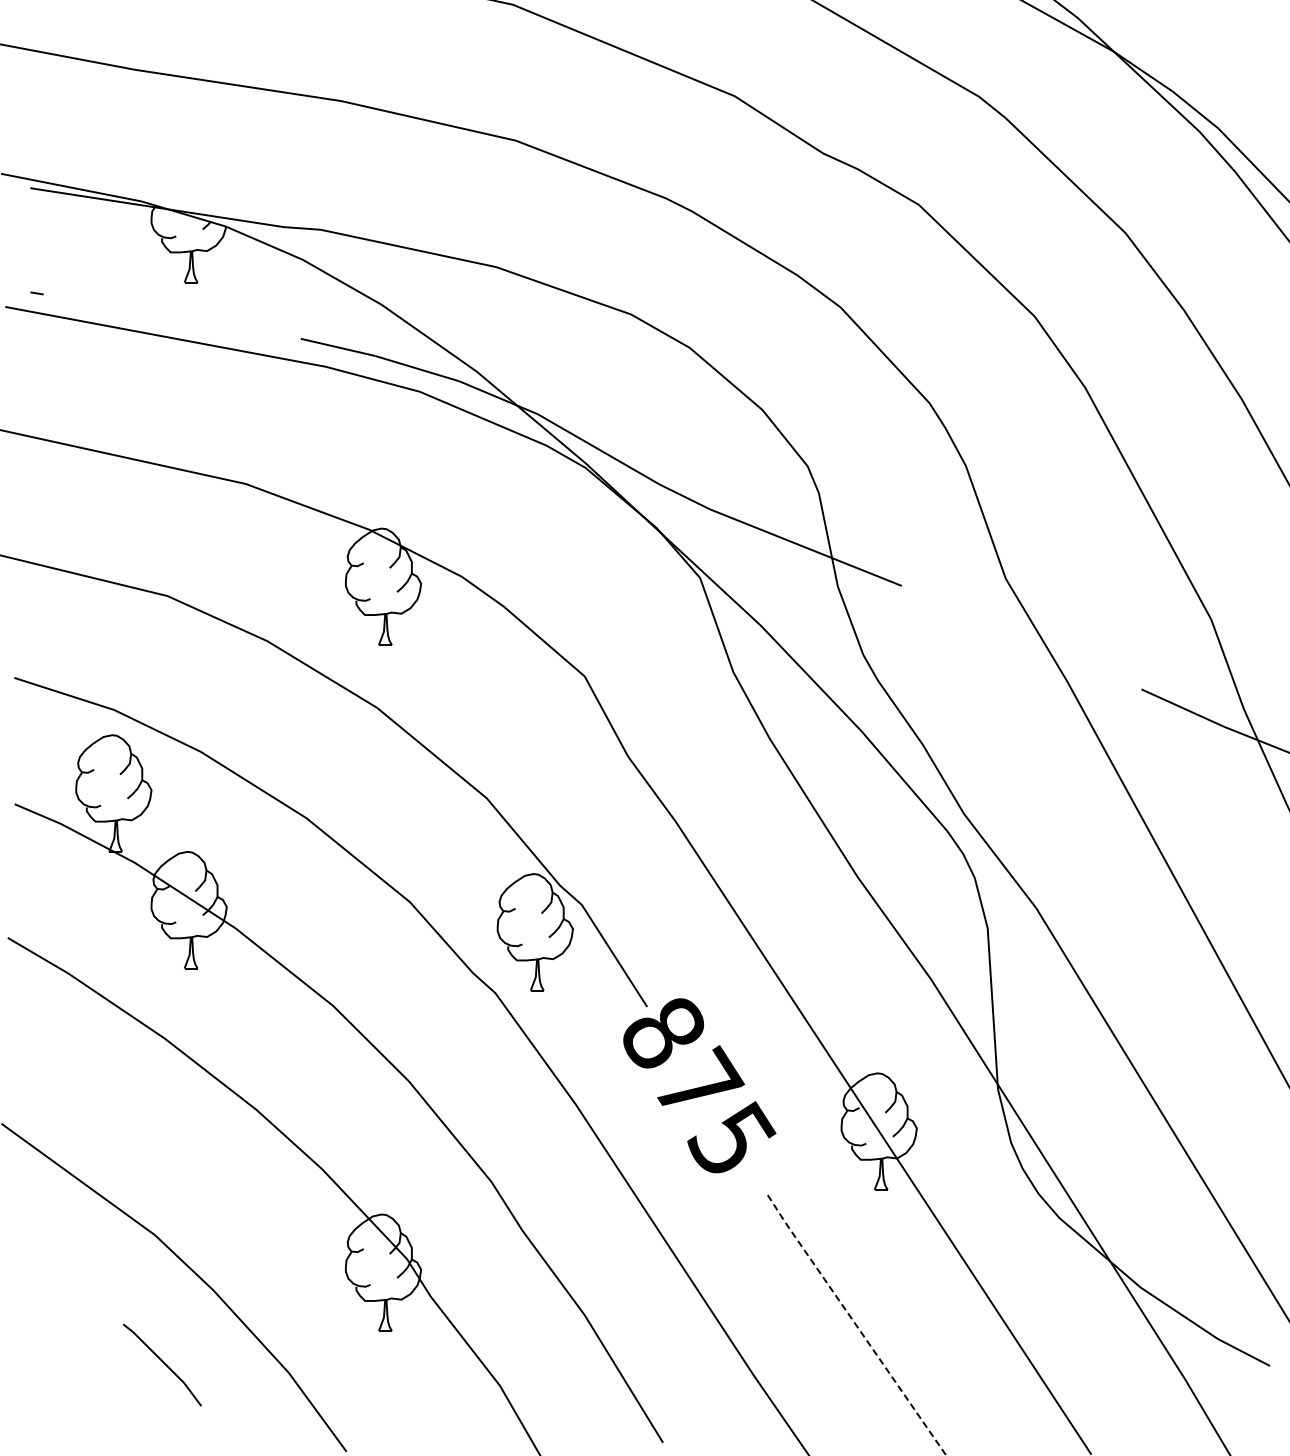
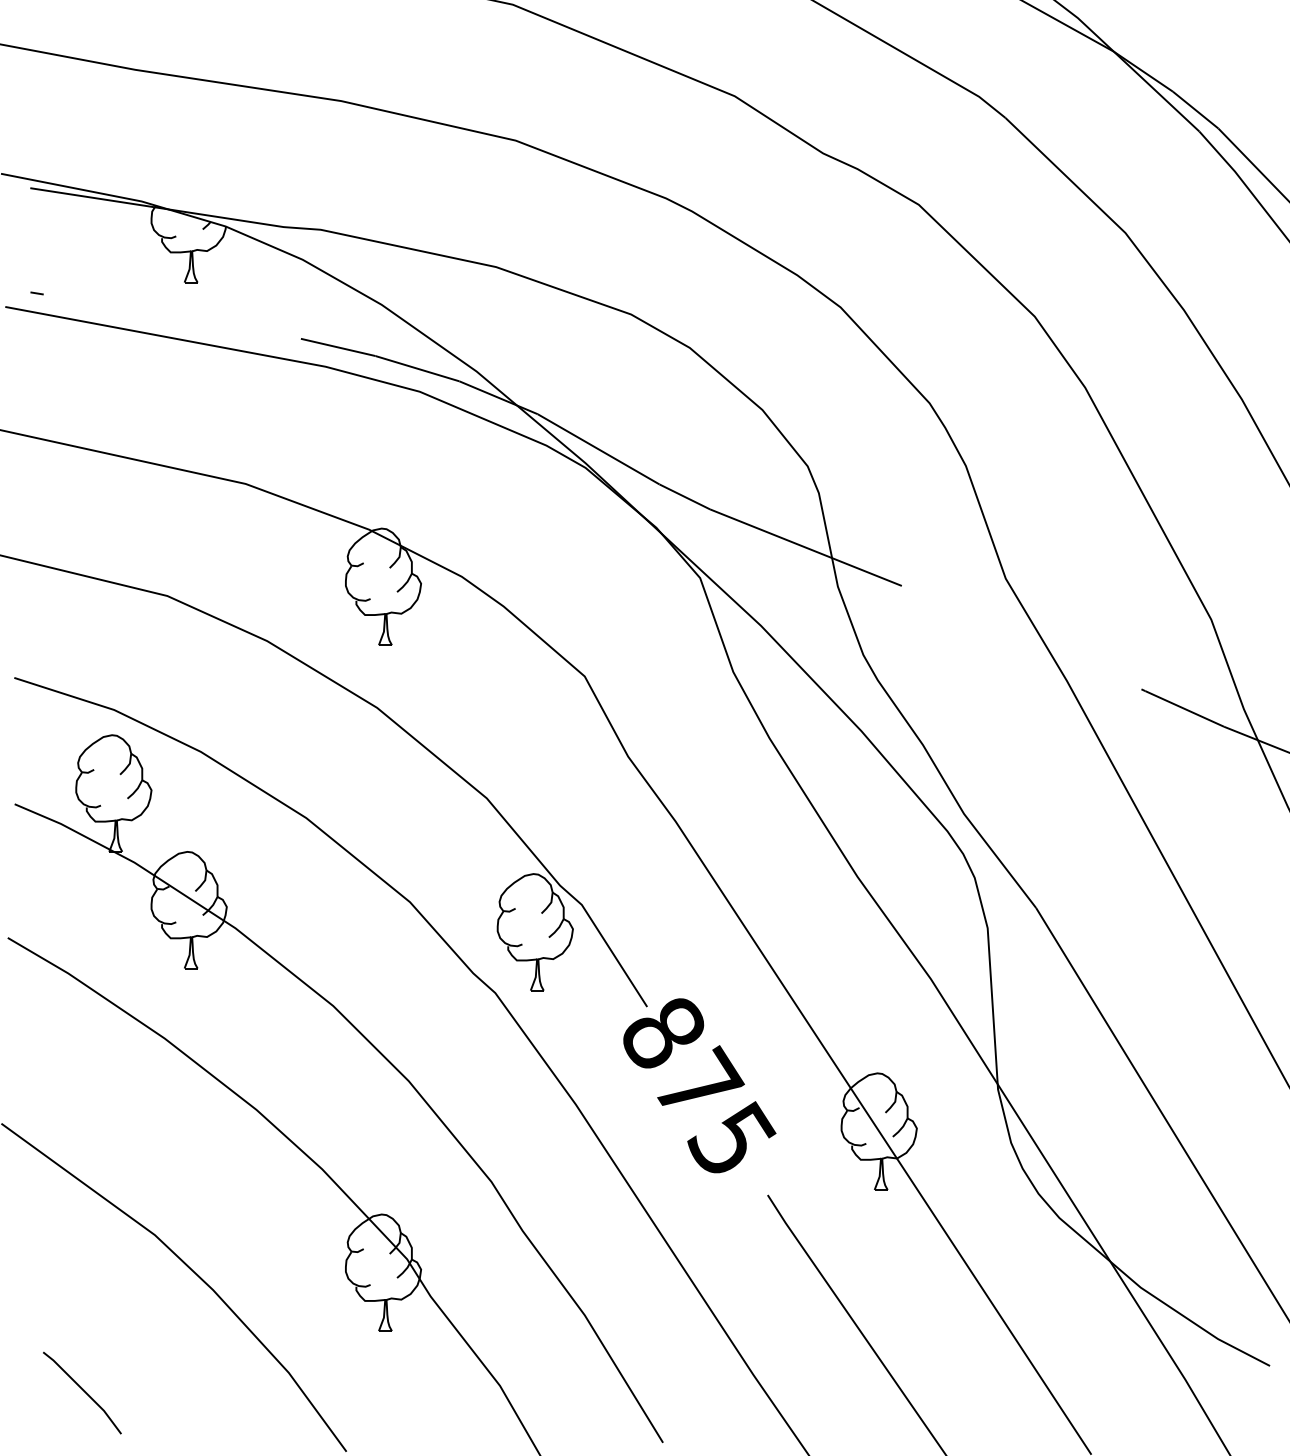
line: dashed -> solid (856, 1325)
line position: (163, 1363) -> (83, 1391) (83, 1391)
